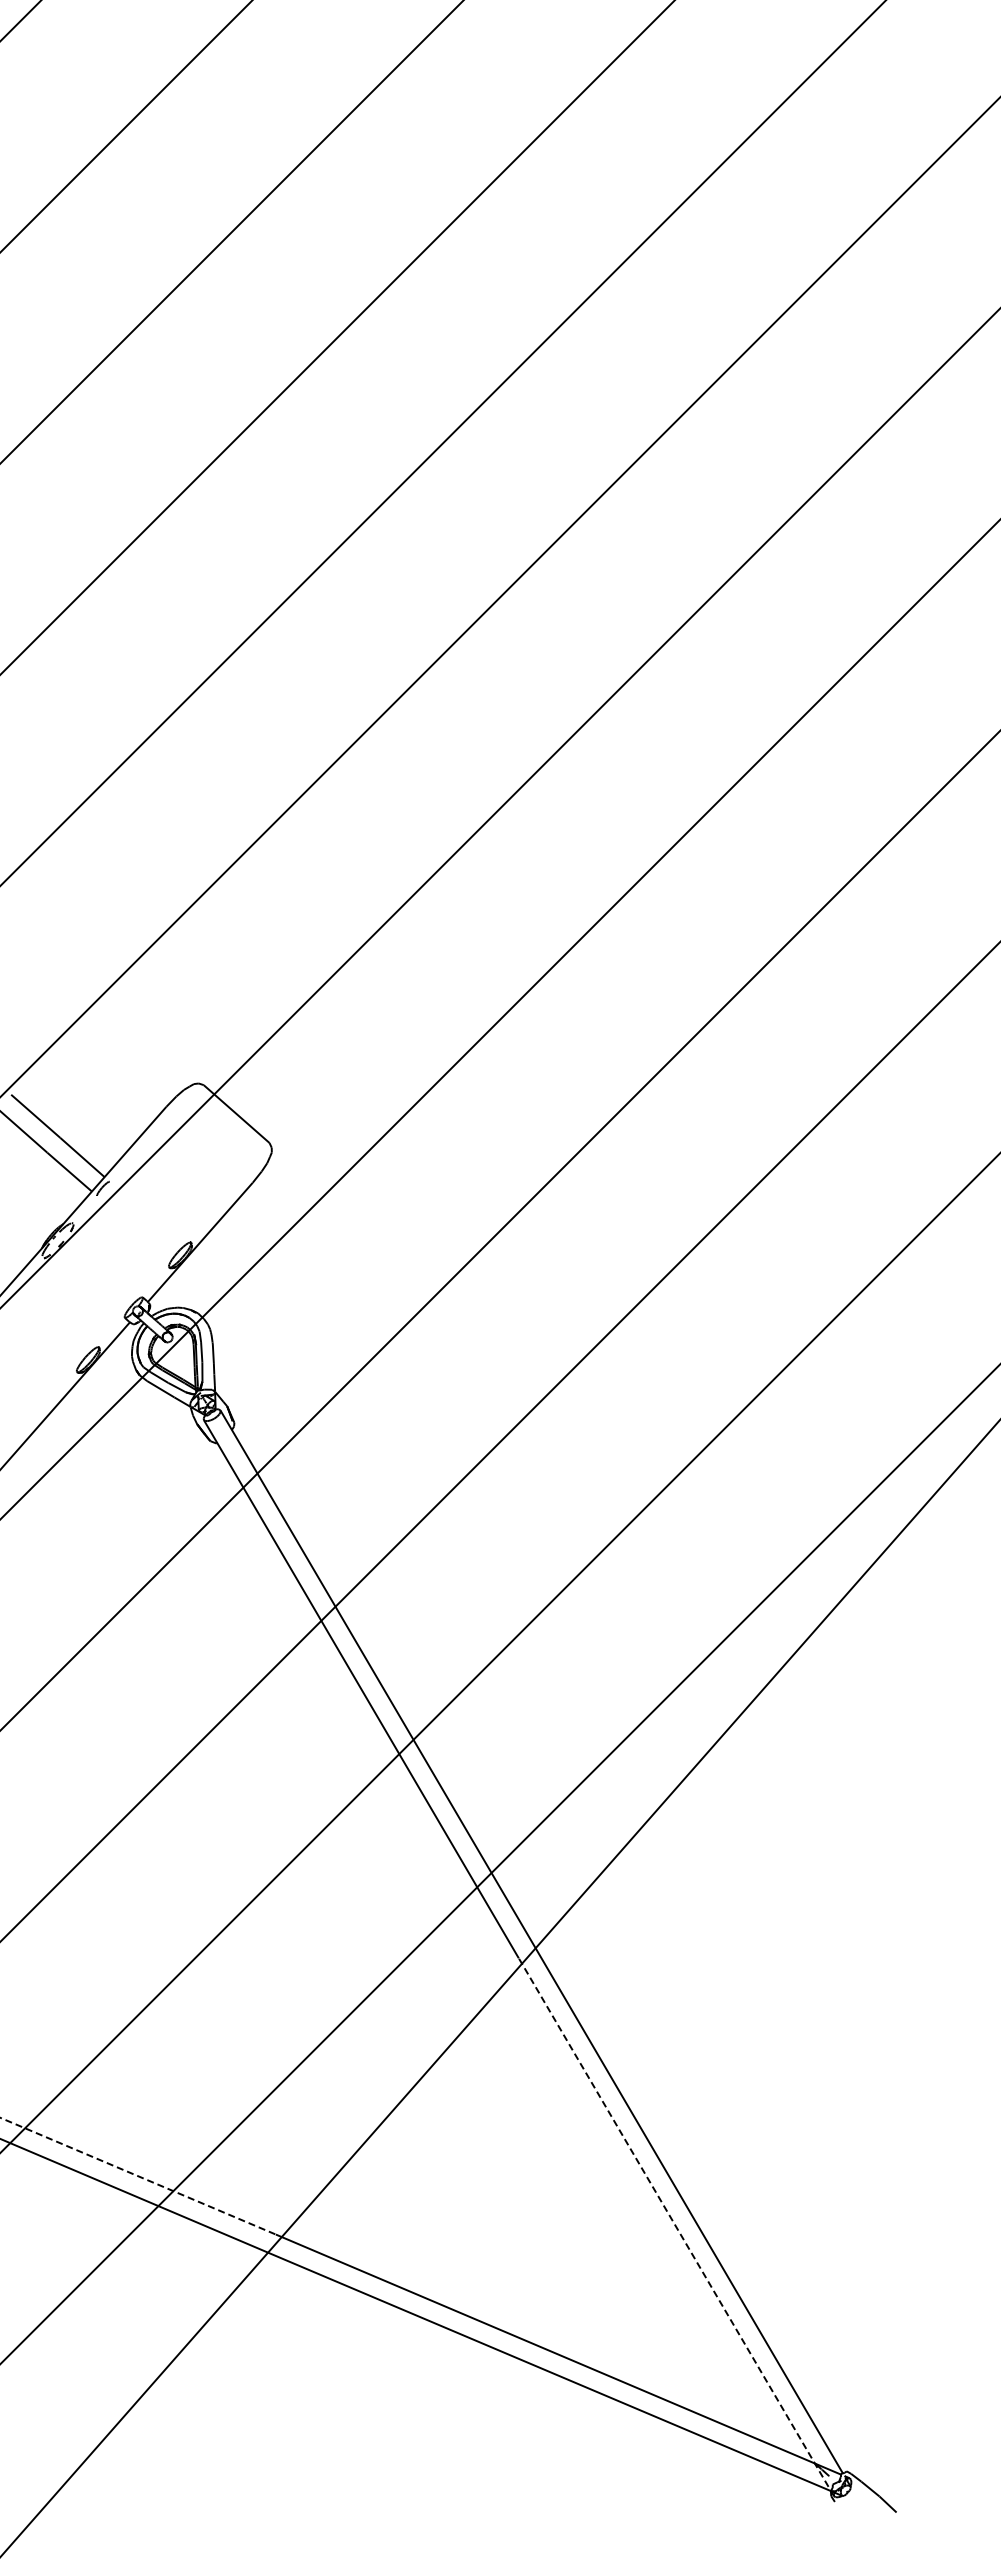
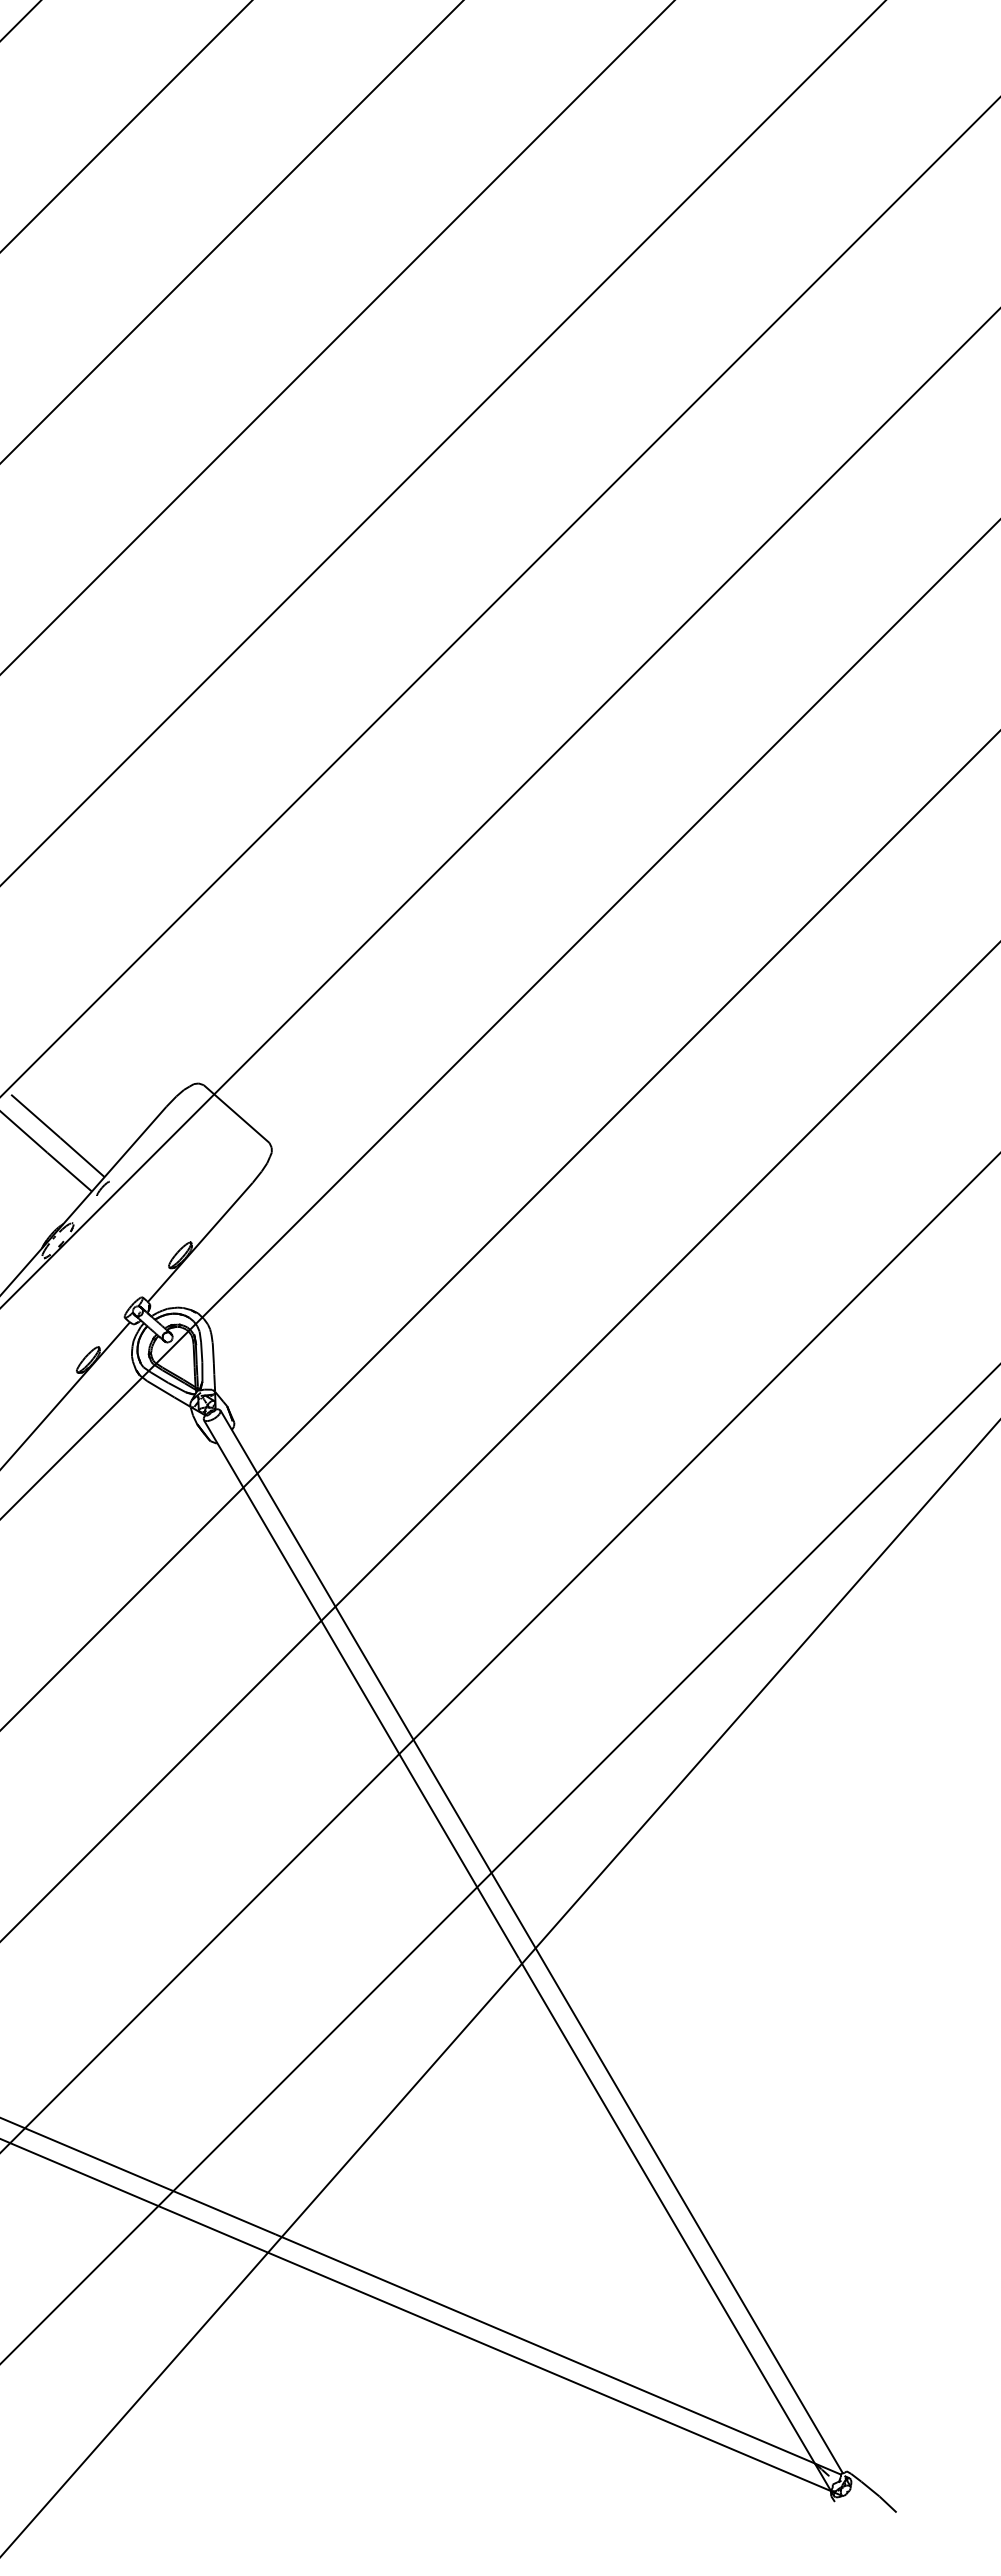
line: dashed -> solid (138, 2176)
line: dashed -> solid (676, 2227)
